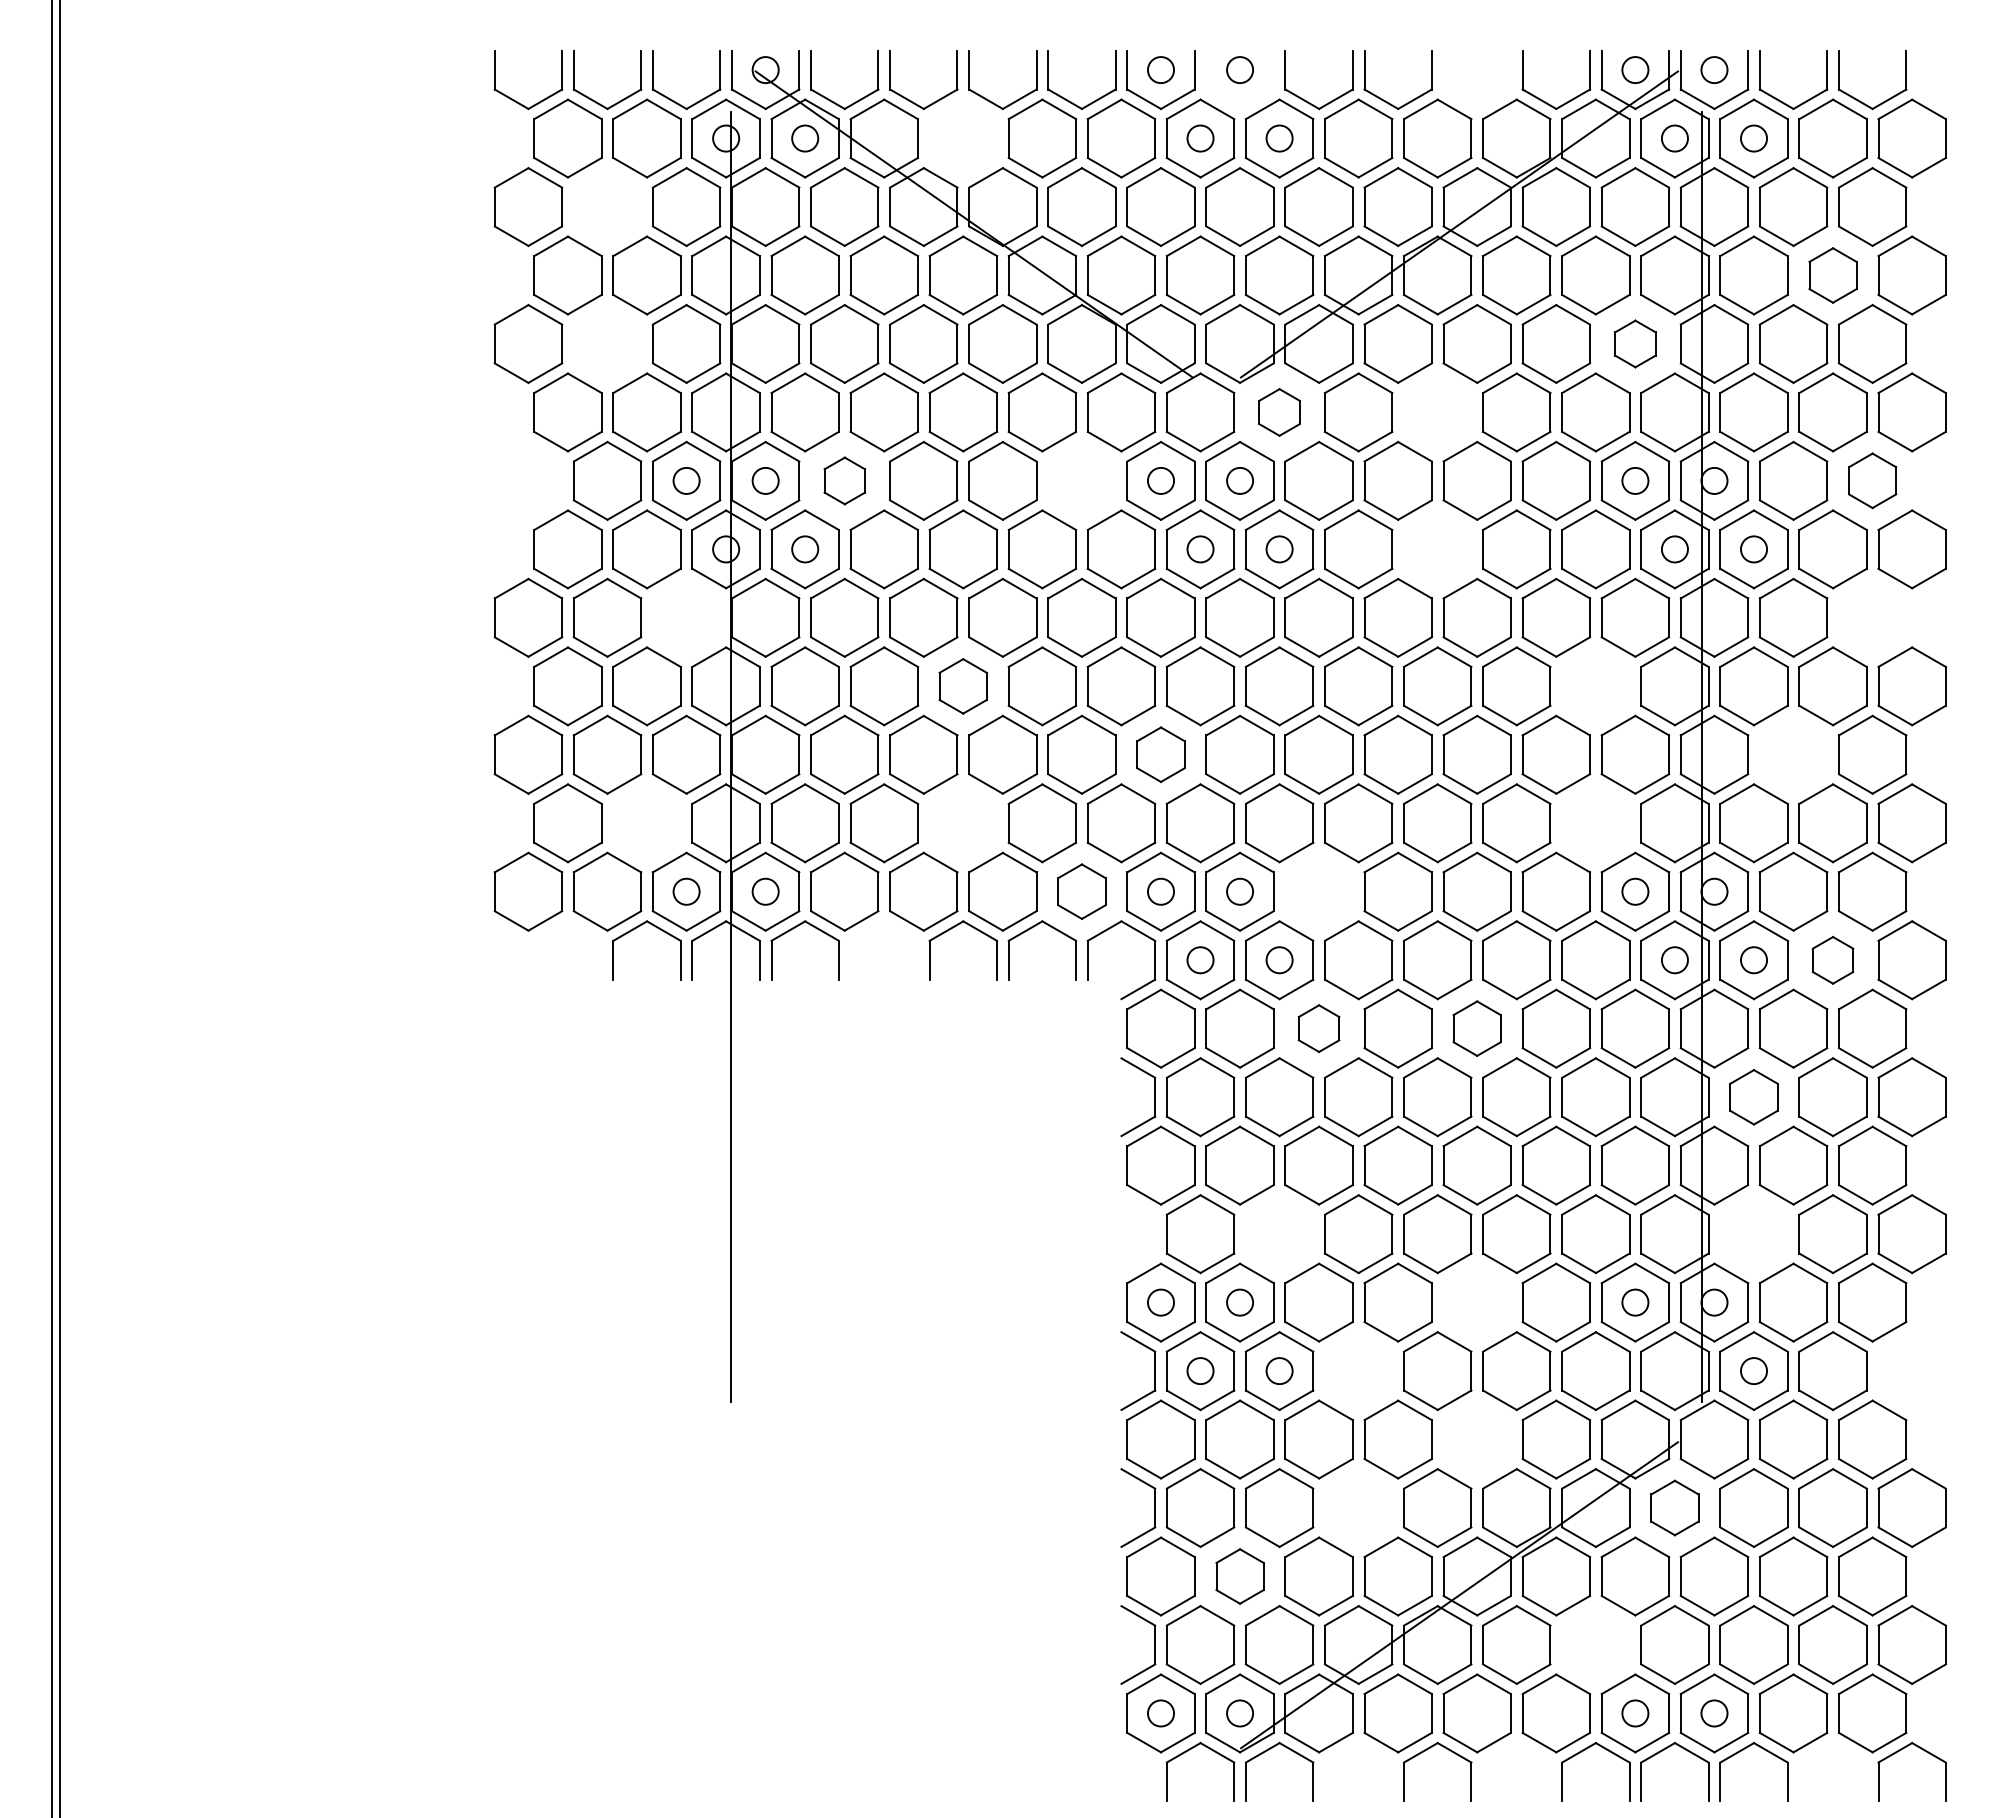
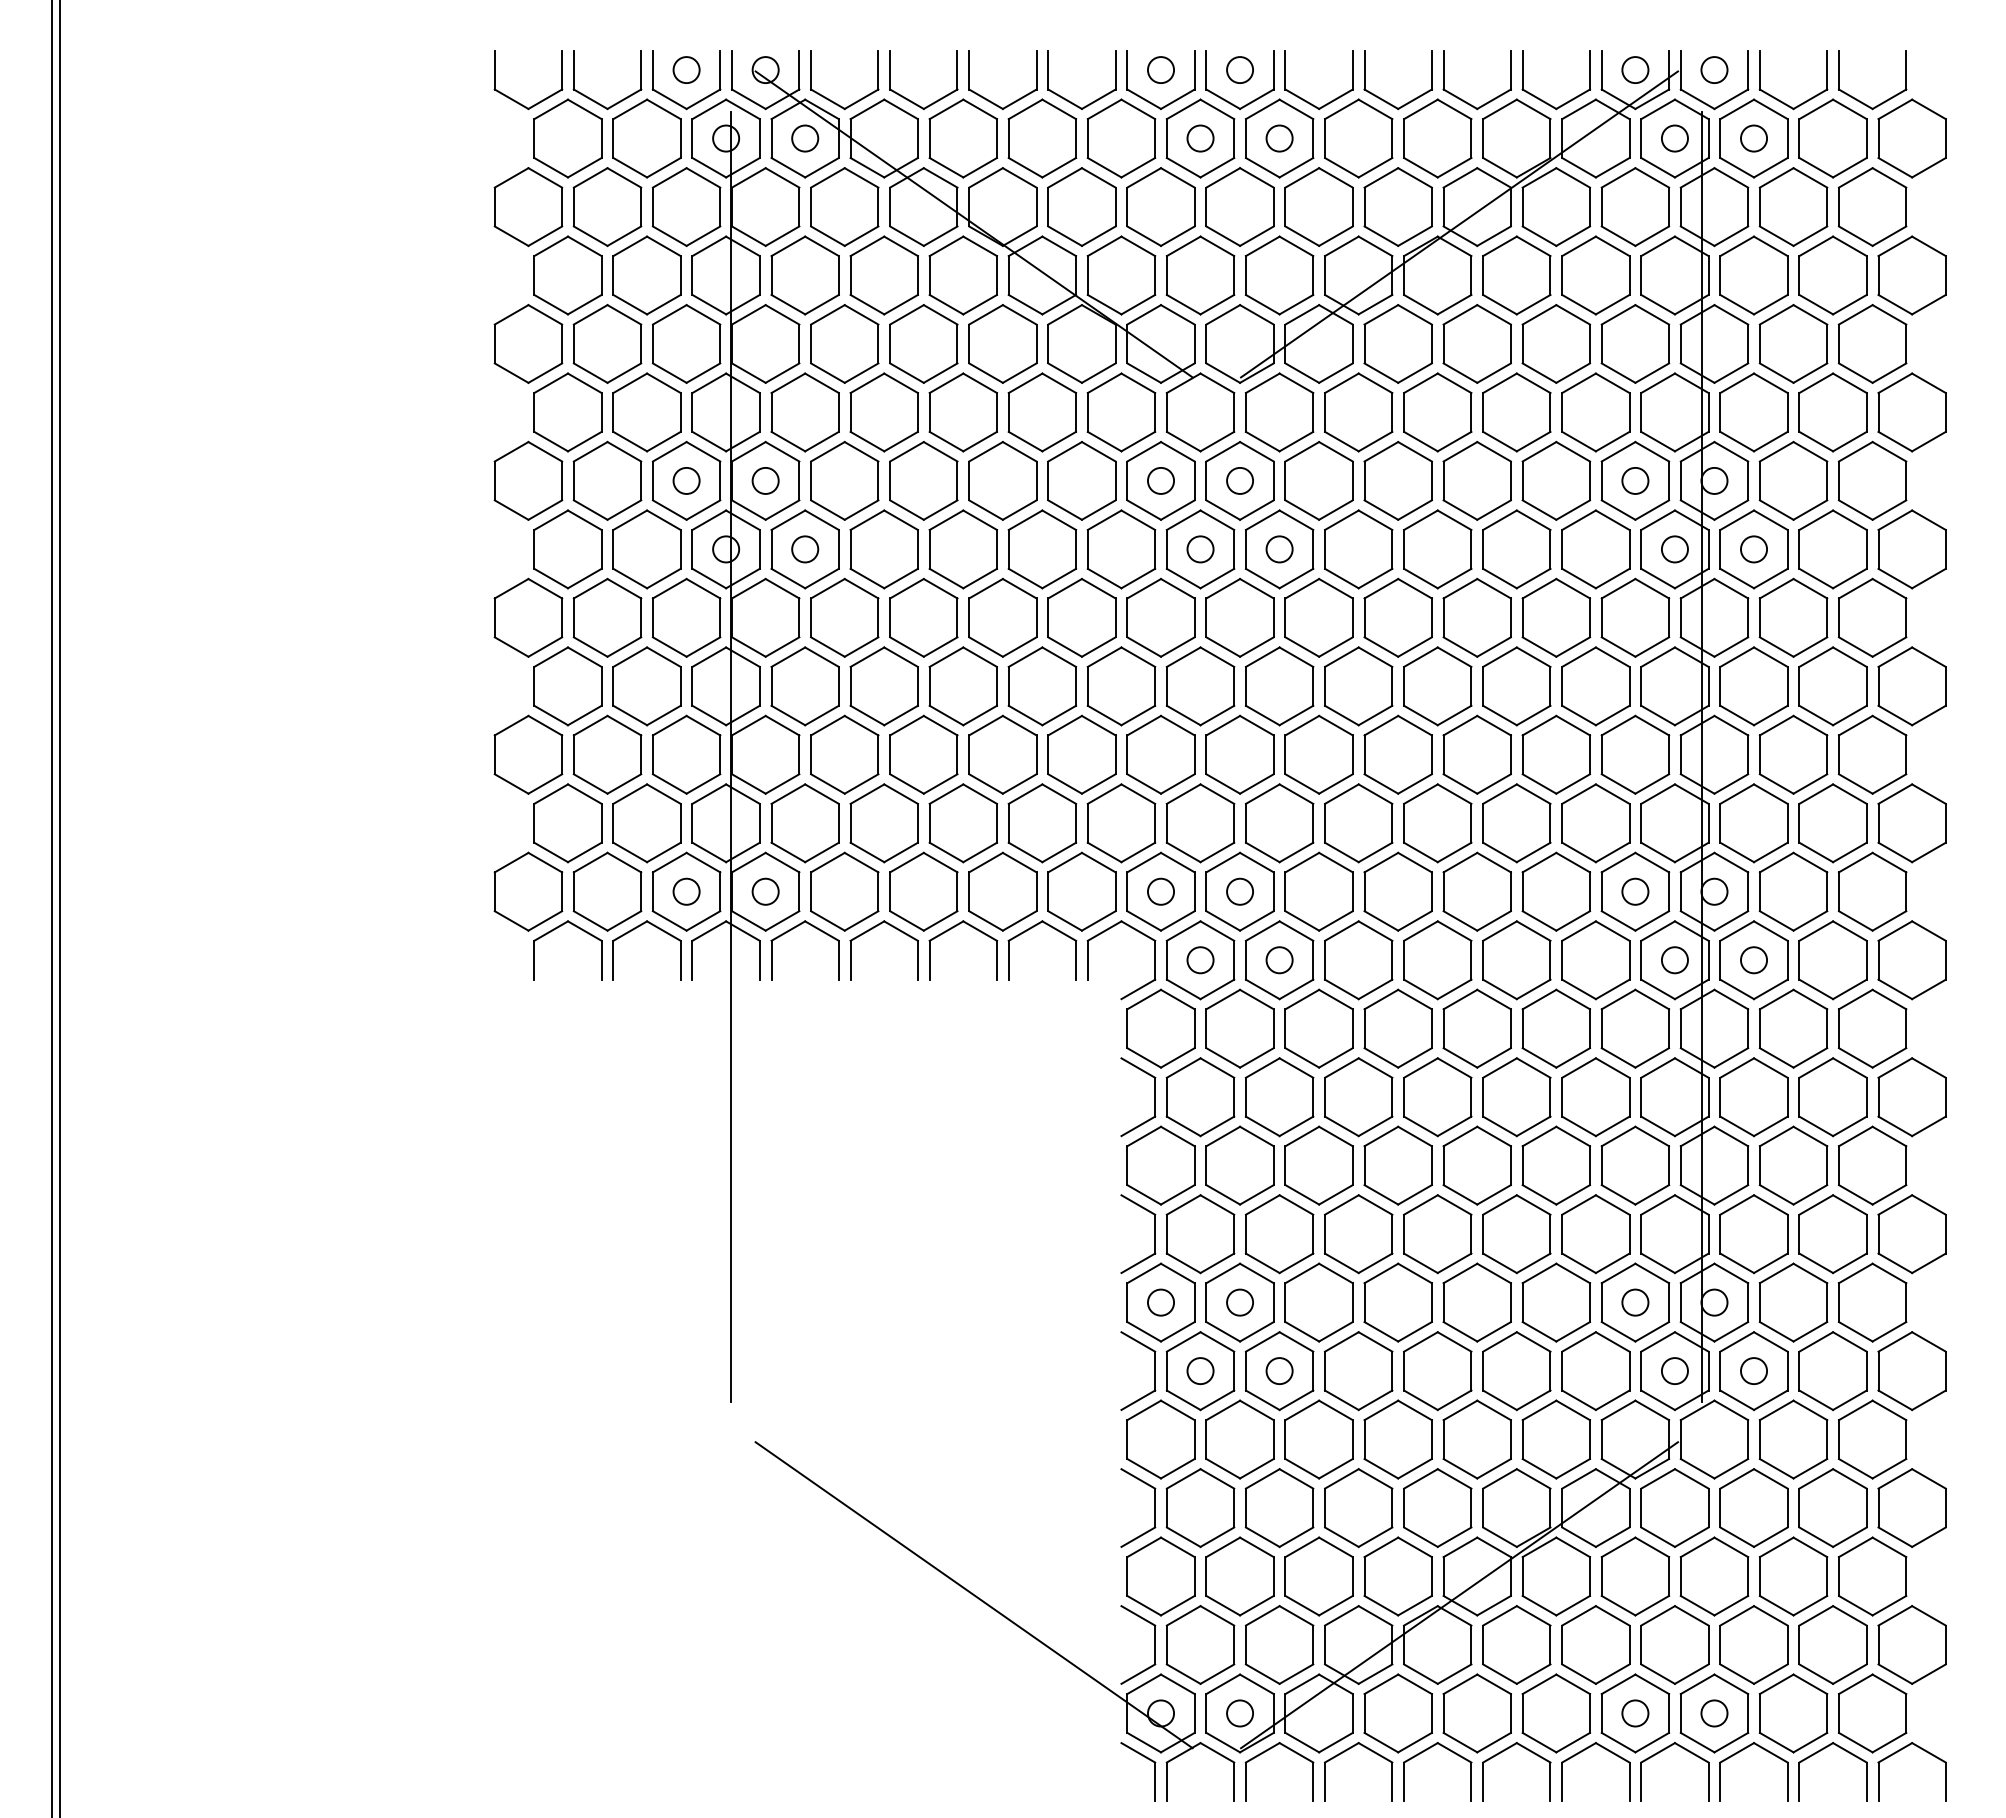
circle: none -> present (686, 69)
part: none -> present (1463, 99)
part: none -> present (1229, 101)
part: none -> present (962, 138)
part: none -> present (607, 206)
part size: 50x57 px -> 70x81 px (1832, 275)
part: none -> present (607, 343)
part size: 43x50 px -> 71x80 px (1635, 343)
part size: 43x49 px -> 71x81 px (1279, 412)
part: none -> present (1437, 412)
part: none -> present (528, 480)
part size: 44x50 px -> 70x80 px (844, 480)
part: none -> present (1081, 480)
part size: 50x58 px -> 71x81 px (1872, 480)
part: none -> present (1437, 549)
part: none -> present (686, 617)
part: none -> present (1872, 617)
part size: 50x57 px -> 70x81 px (962, 686)
part: none -> present (1595, 686)
part size: 50x57 px -> 70x81 px (1160, 754)
part: none -> present (1793, 754)
part: none -> present (646, 823)
part: none -> present (963, 823)
part: none -> present (1595, 823)
part size: 50x57 px -> 70x81 px (1081, 891)
part: none -> present (1318, 891)
part: none -> present (556, 929)
part: none -> present (872, 929)
part size: 44x49 px -> 70x81 px (1832, 960)
part size: 44x49 px -> 70x81 px (1318, 1028)
part size: 50x57 px -> 70x81 px (1476, 1028)
part size: 50x57 px -> 70x81 px (1753, 1097)
part: none -> present (1154, 1234)
part: none -> present (1279, 1234)
part: none -> present (1753, 1234)
part: none -> present (1476, 1302)
circle: none -> present (1674, 1370)
part: none -> present (1358, 1371)
part: none -> present (1911, 1371)
part: none -> present (1476, 1439)
part: none -> present (1358, 1507)
part size: 50x58 px -> 70x80 px (1674, 1507)
part size: 50x57 px -> 70x81 px (1239, 1576)
line: none -> present (973, 1595)
part: none -> present (1595, 1644)
part: none -> present (1506, 1750)
part: none -> present (1822, 1750)
part: none -> present (1346, 1751)
part: none -> present (1147, 1759)
